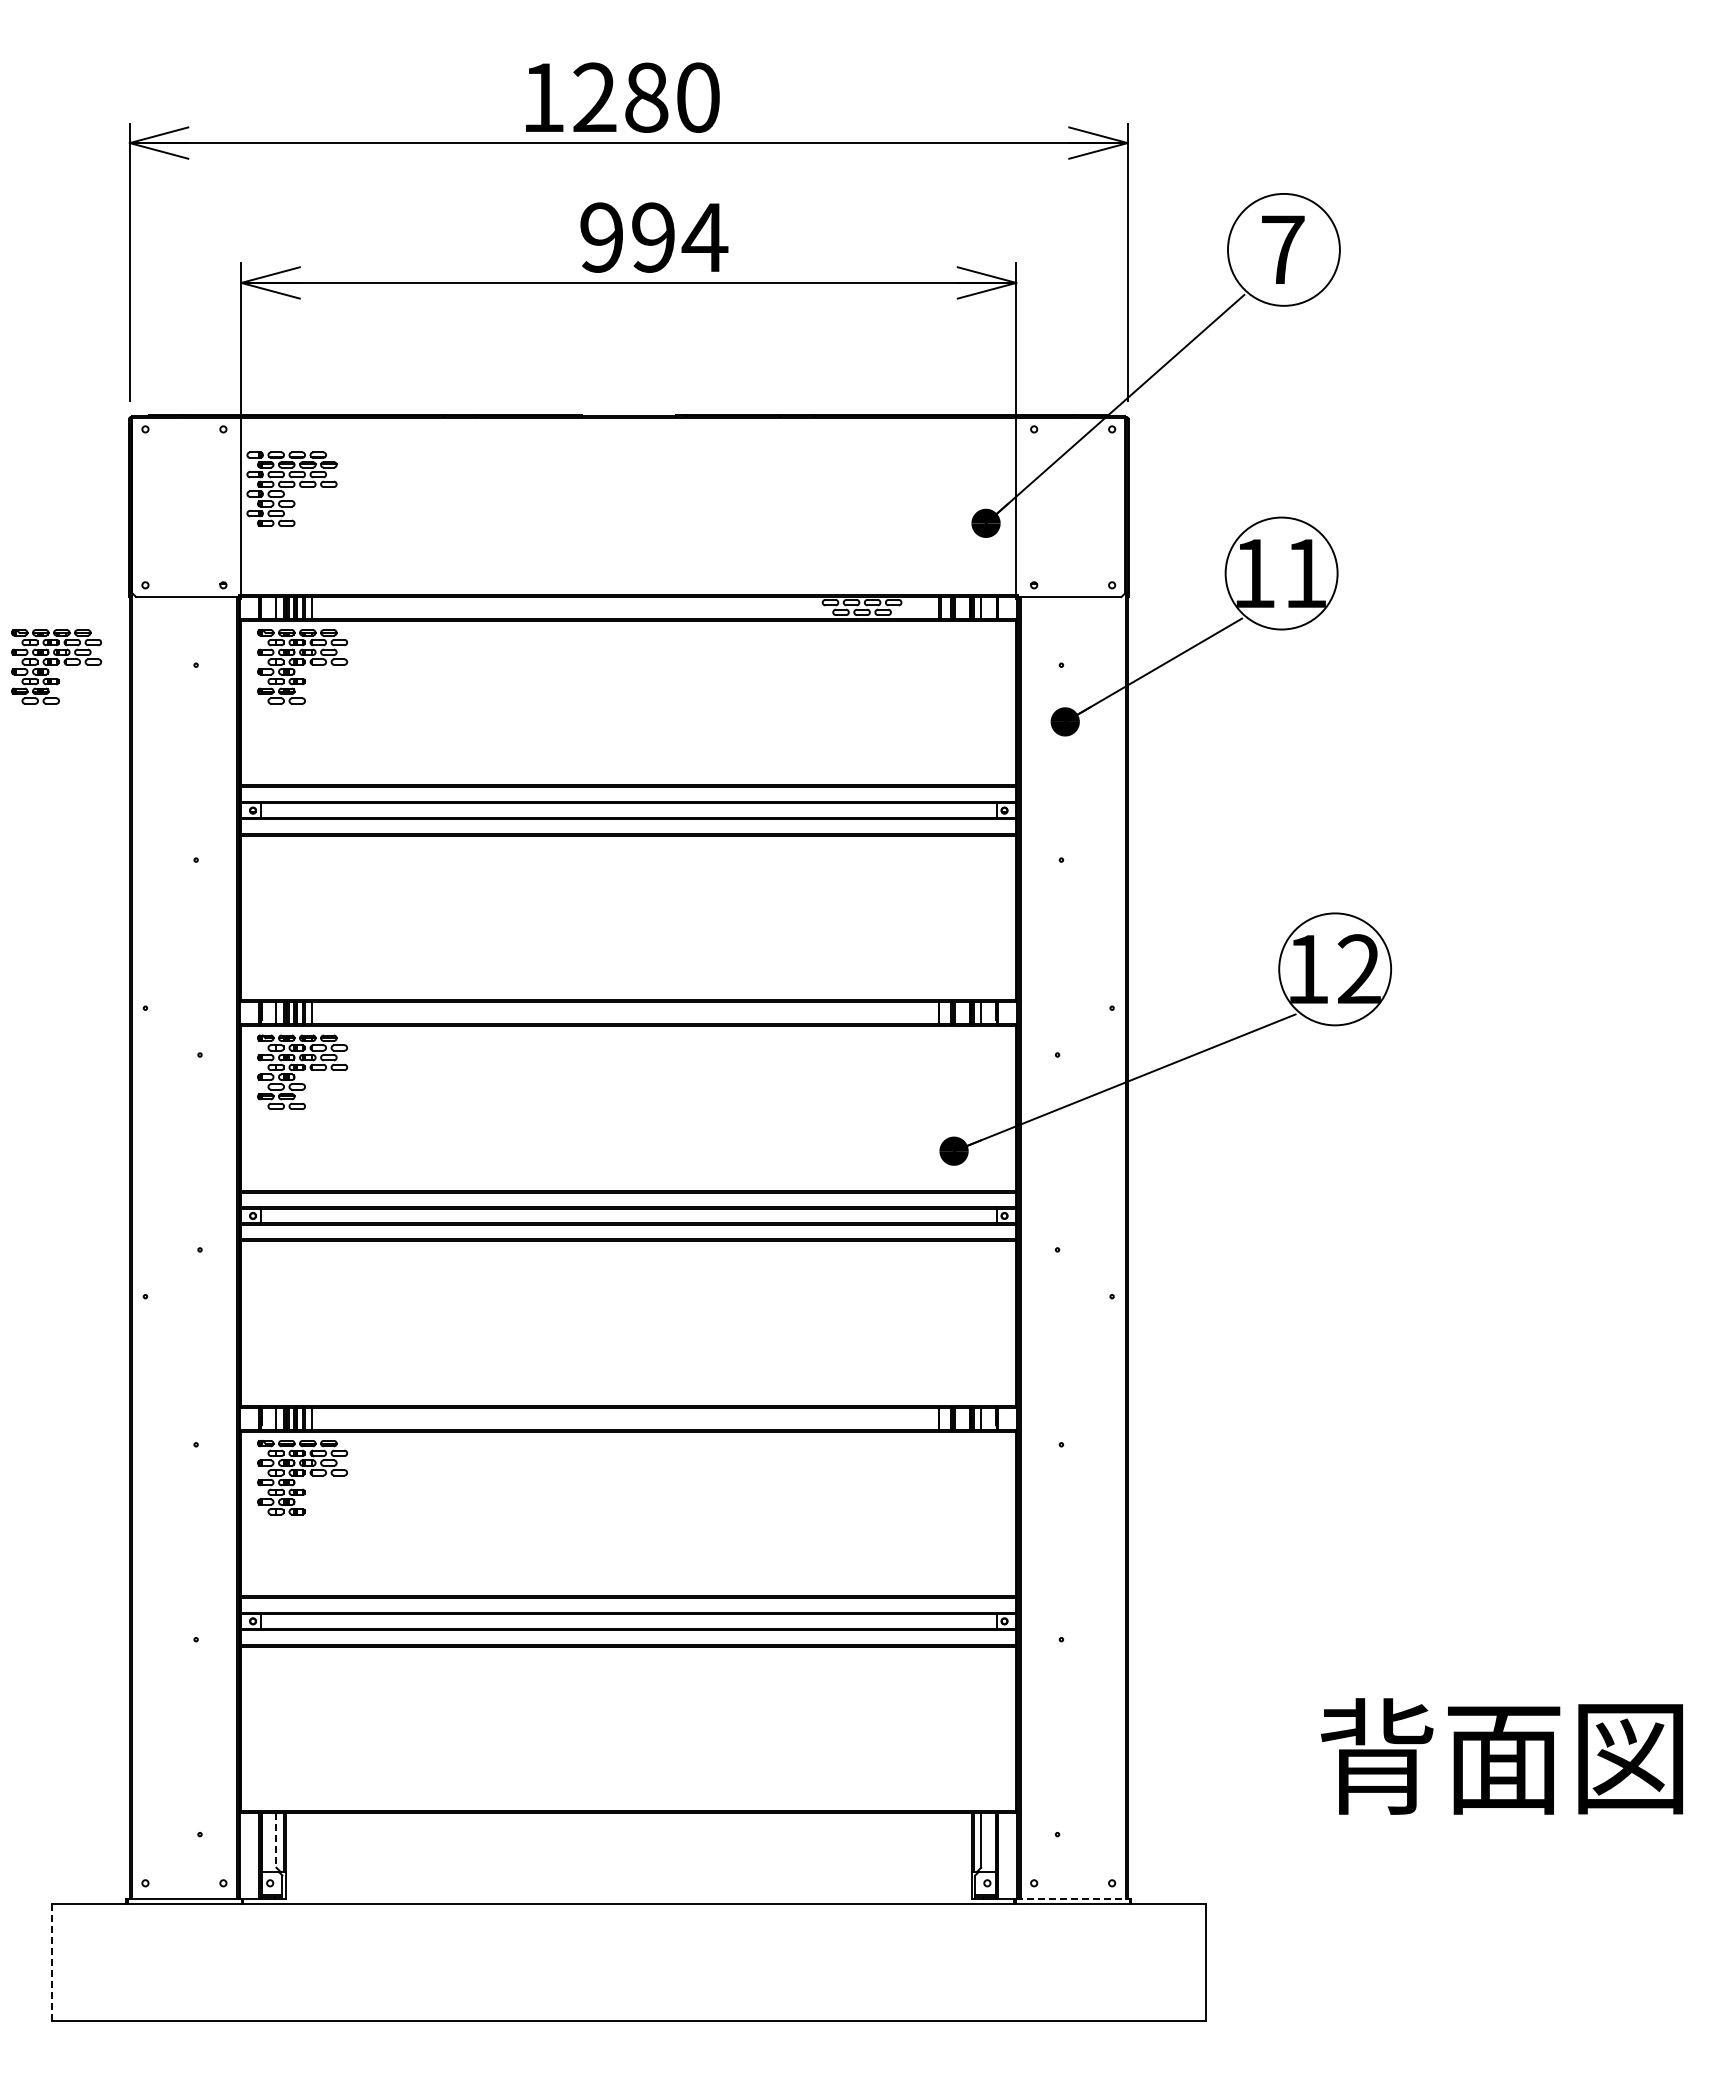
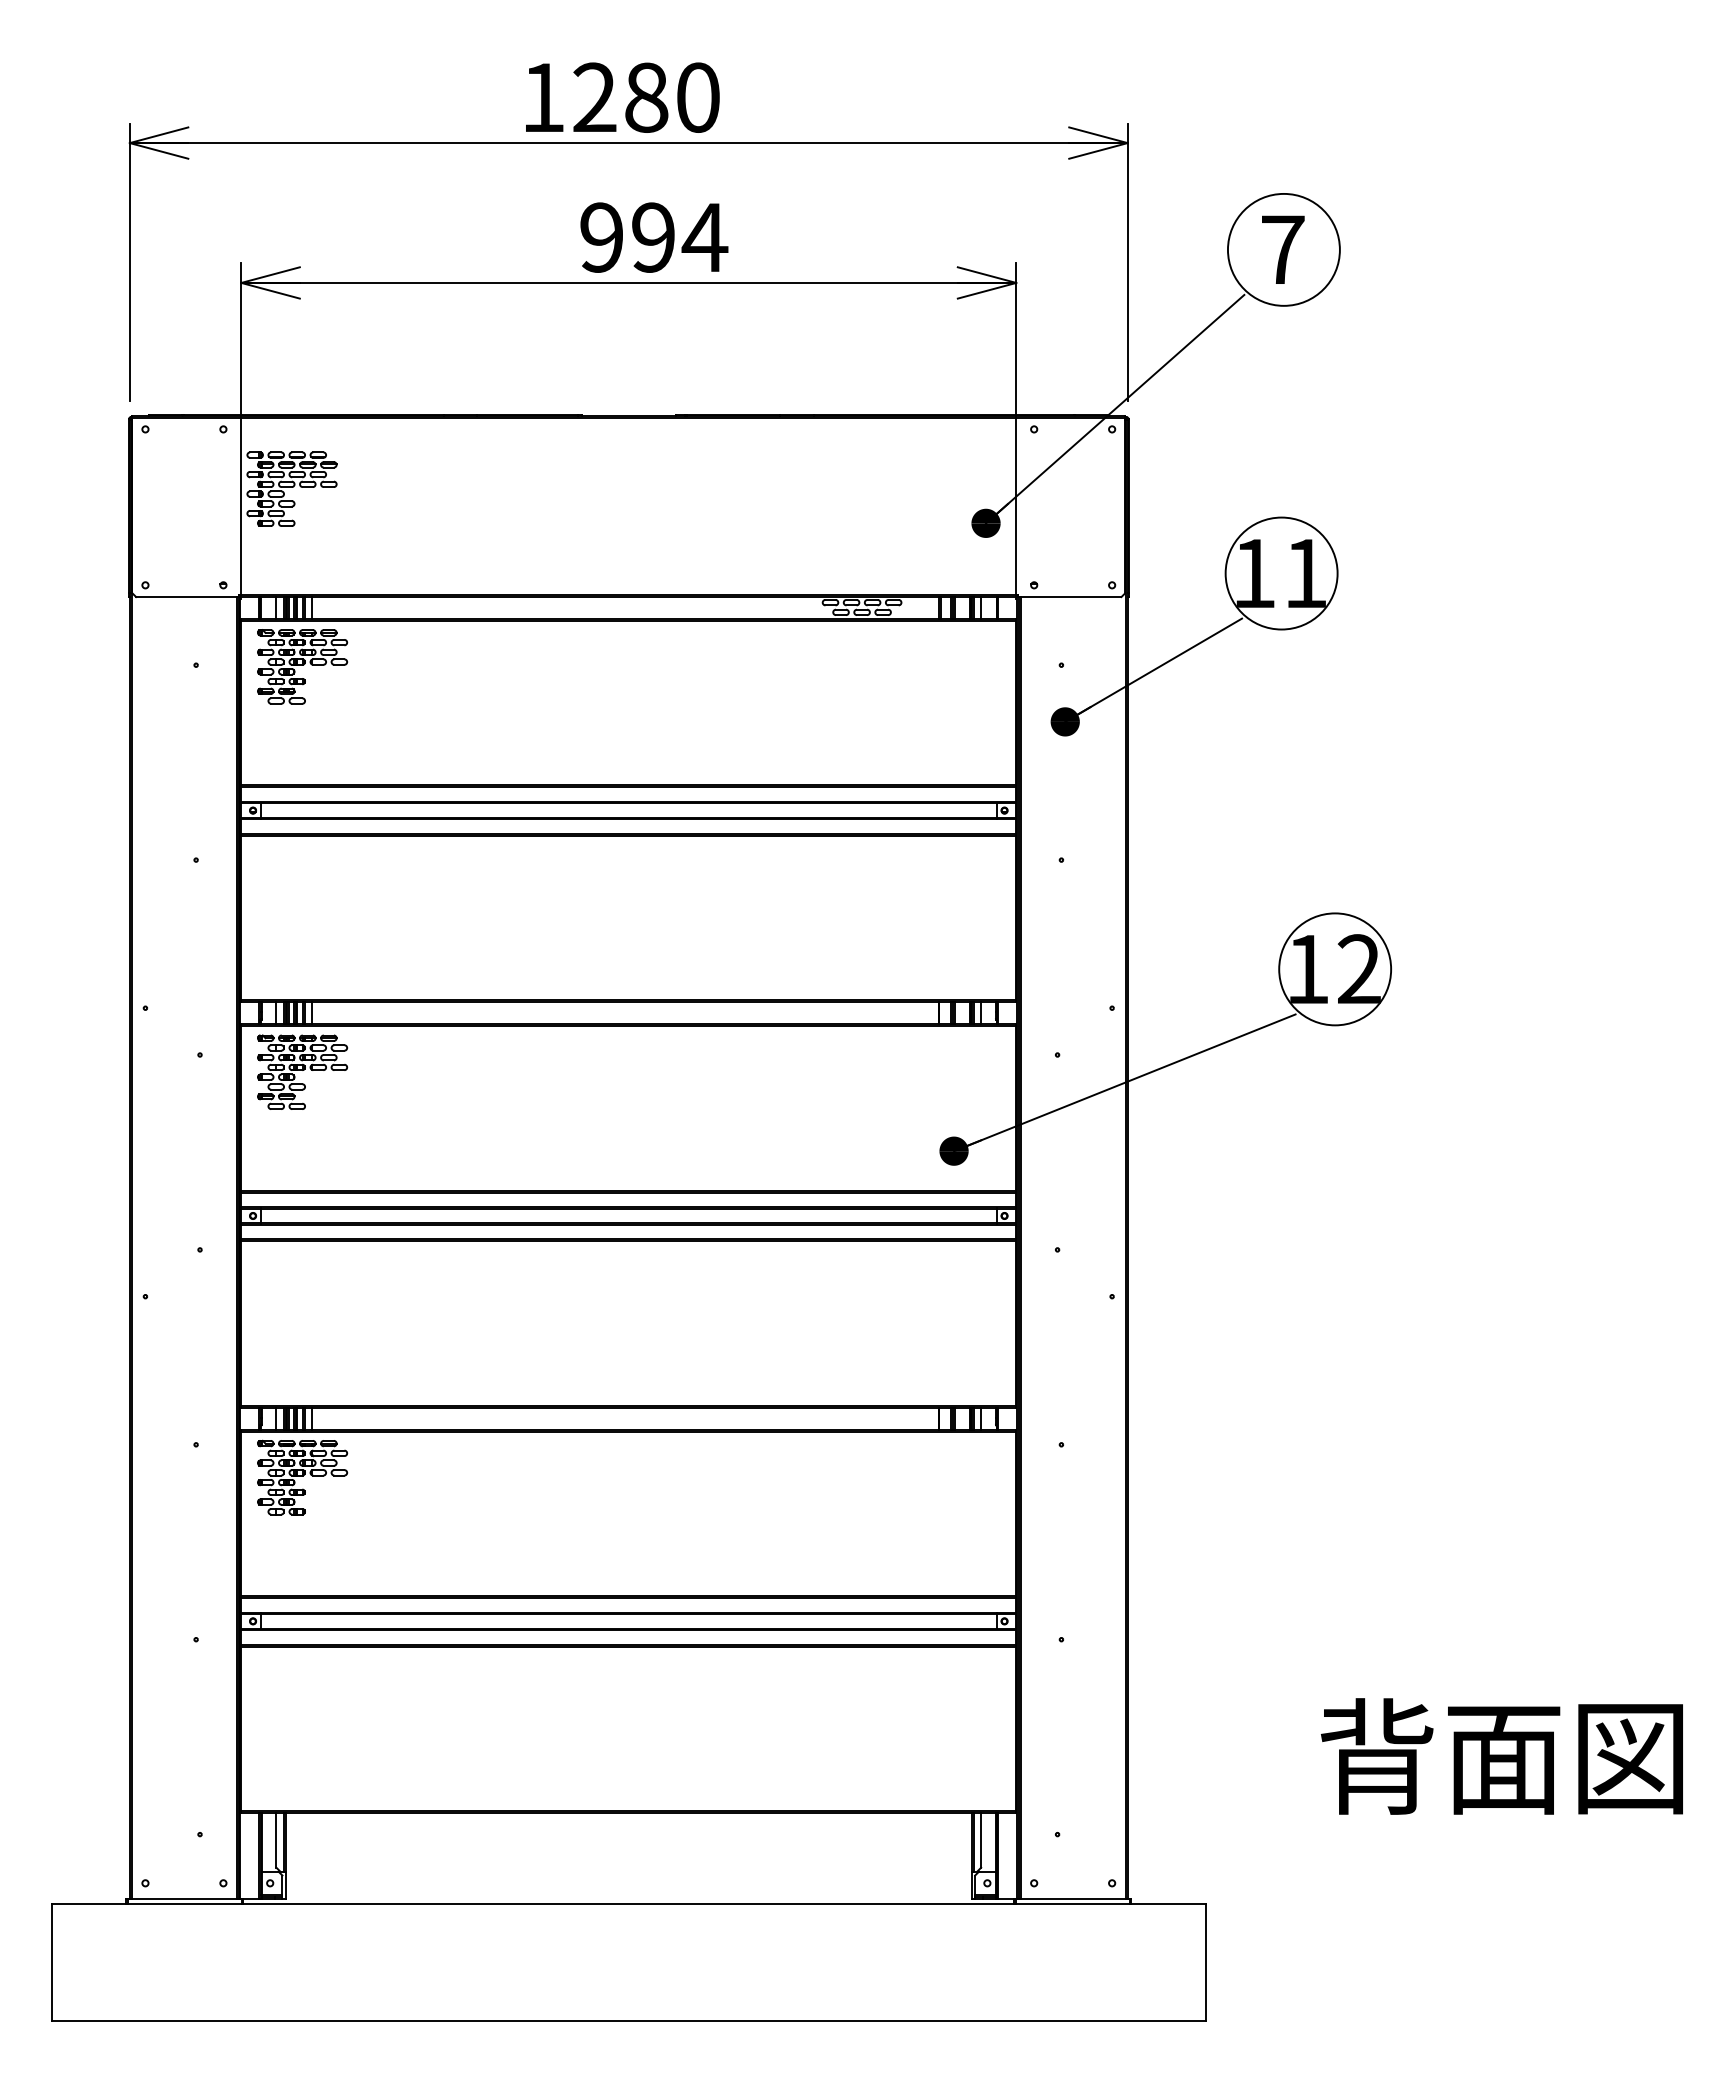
part: present -> none (56, 666)
line: dashed -> solid (276, 1840)
line: dashed -> solid (1072, 1898)
line: dashed -> solid (51, 1961)
